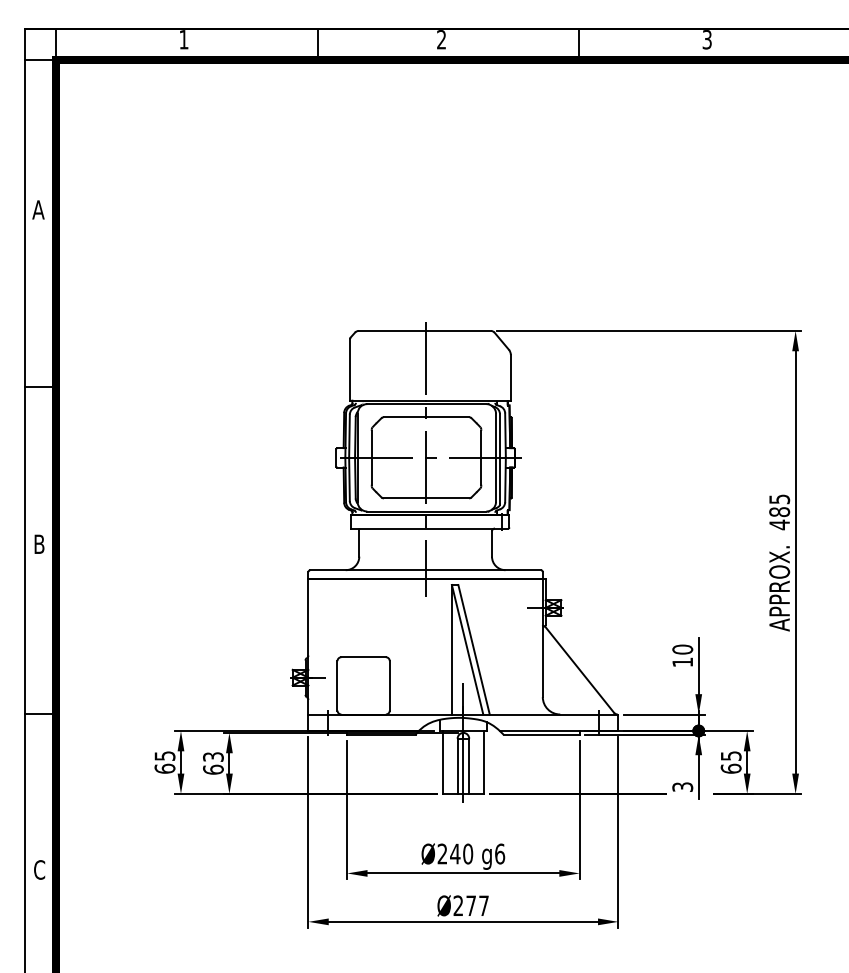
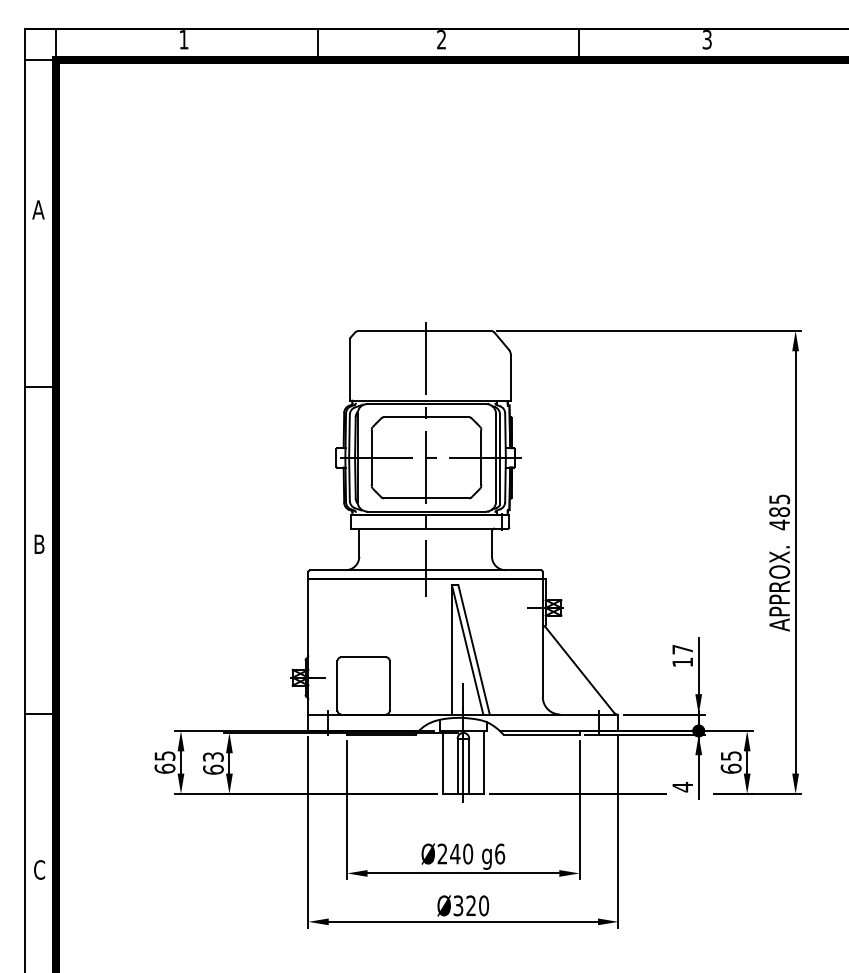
text: 10 -> 17 (682, 649)
text: 3 -> 4 (682, 786)
text: Ø277 -> Ø320 (471, 905)
